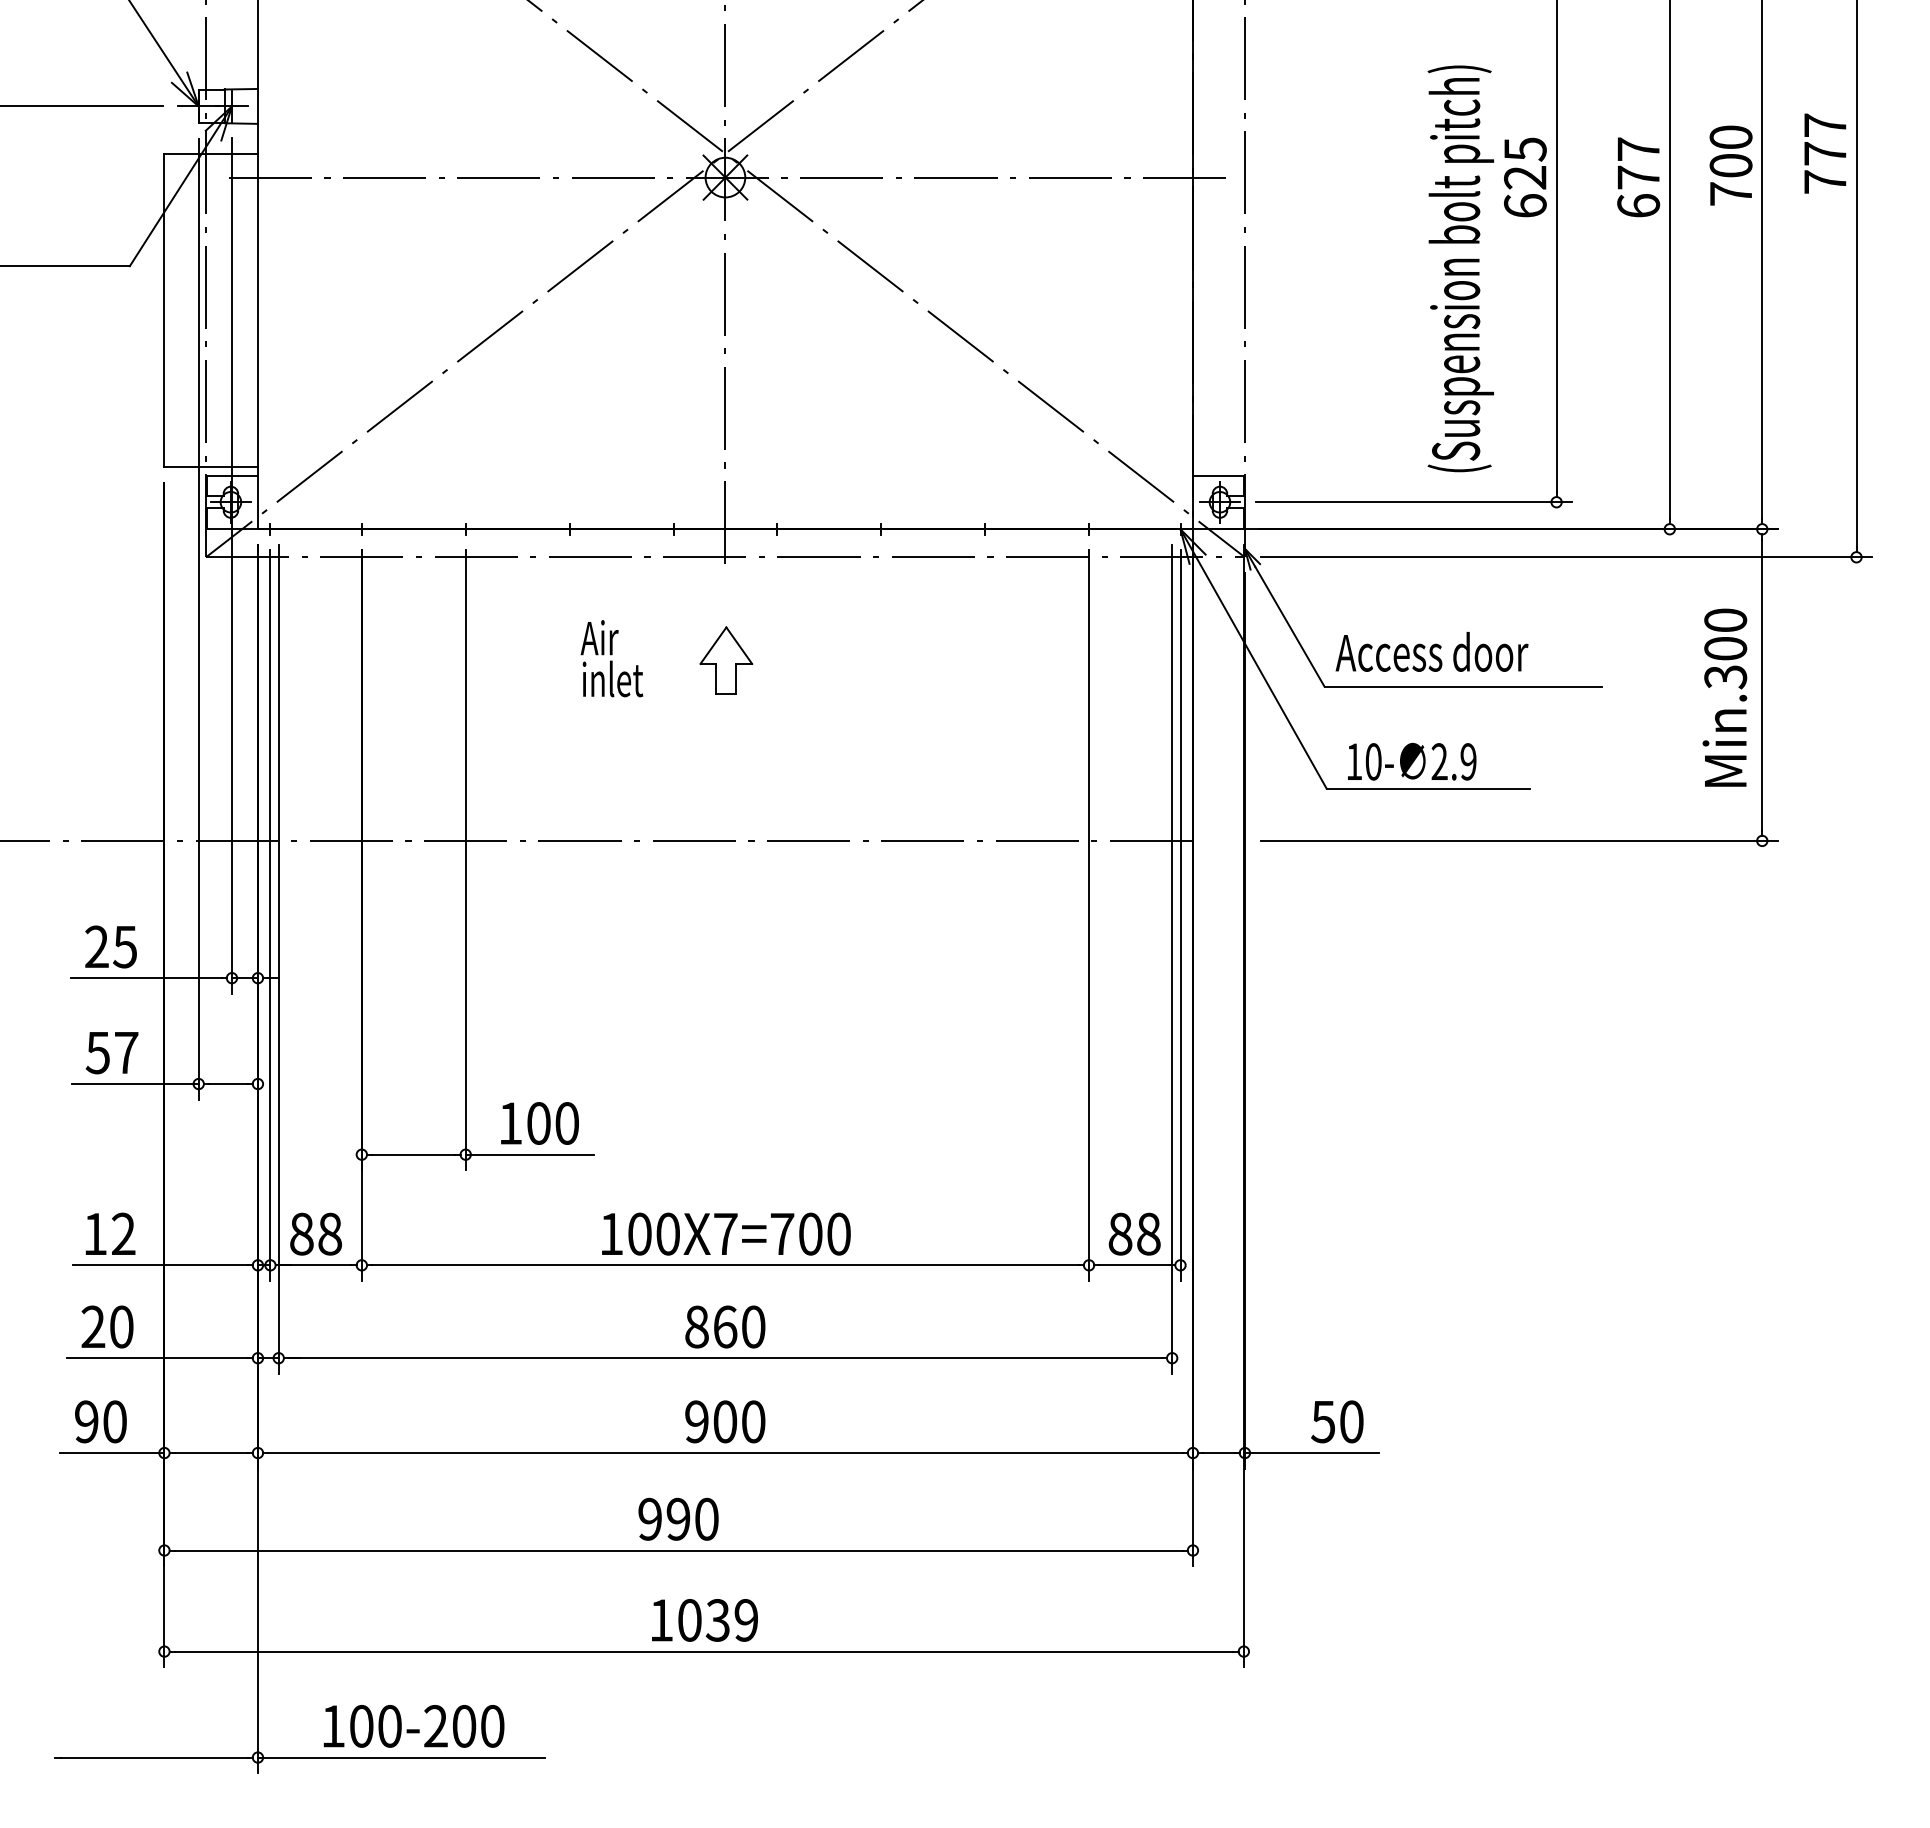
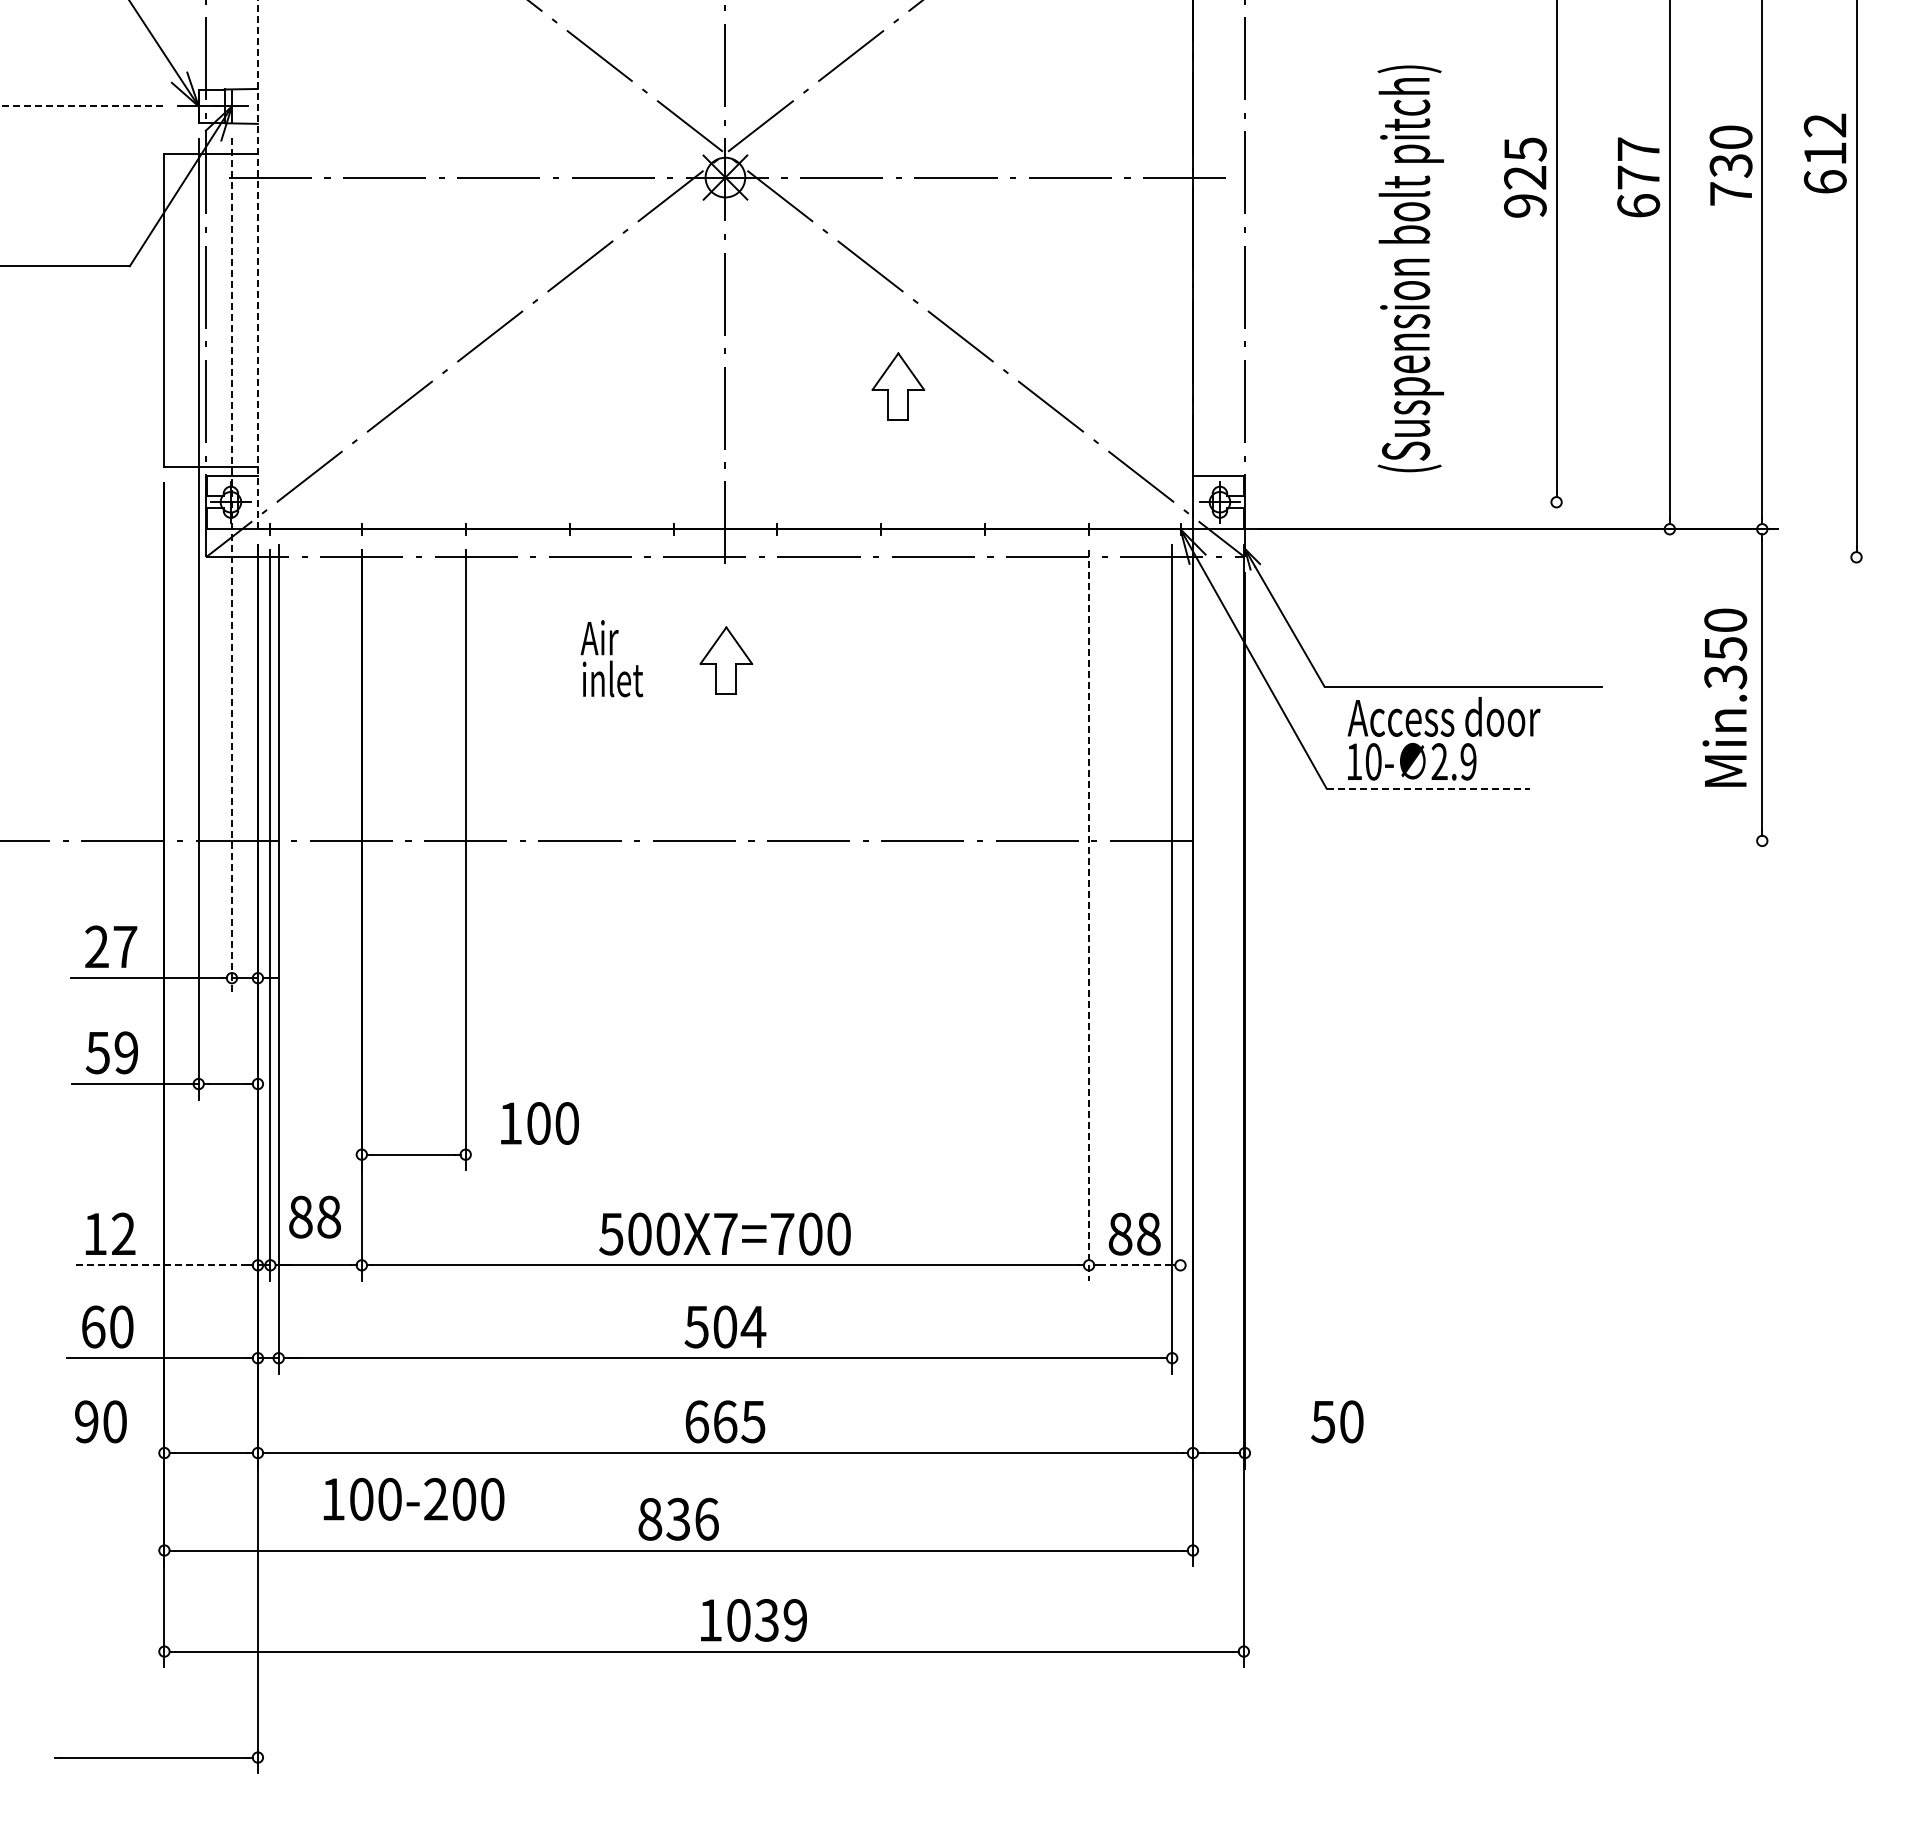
line: solid -> dashed (81, 106)
text: 777 -> 612 (1824, 153)
text: 700 -> 730 (1730, 166)
text: 625 -> 925 (1525, 205)
line: solid -> dashed (257, 264)
text position: (1460, 268) -> (1410, 268) (1410, 268)
part: none -> present (898, 386)
line: present -> none (1413, 502)
line: present -> none (1566, 557)
line: solid -> dashed (231, 566)
text: Min.300 -> Min.350 (1725, 649)
text position: (1431, 651) -> (1443, 716) (1443, 716)
line: solid -> dashed (1428, 788)
line: present -> none (1518, 840)
line: present -> none (1180, 915)
line: solid -> dashed (1089, 916)
text: 25 -> 27 (125, 947)
text: 57 -> 59 (126, 1052)
line: present -> none (529, 1154)
text position: (315, 1233) -> (314, 1216) (314, 1216)
text: 100X7=700 -> 500X7=700 (611, 1234)
line: solid -> dashed (159, 1265)
line: solid -> dashed (1135, 1265)
text: 20 -> 60 (93, 1326)
text: 860 -> 504 (725, 1326)
text: 900 -> 665 (725, 1421)
line: present -> none (112, 1453)
line: present -> none (1311, 1453)
text: 990 -> 836 (678, 1518)
text position: (704, 1620) -> (753, 1620) (753, 1620)
text position: (413, 1726) -> (413, 1499) (413, 1499)
line: present -> none (400, 1757)
